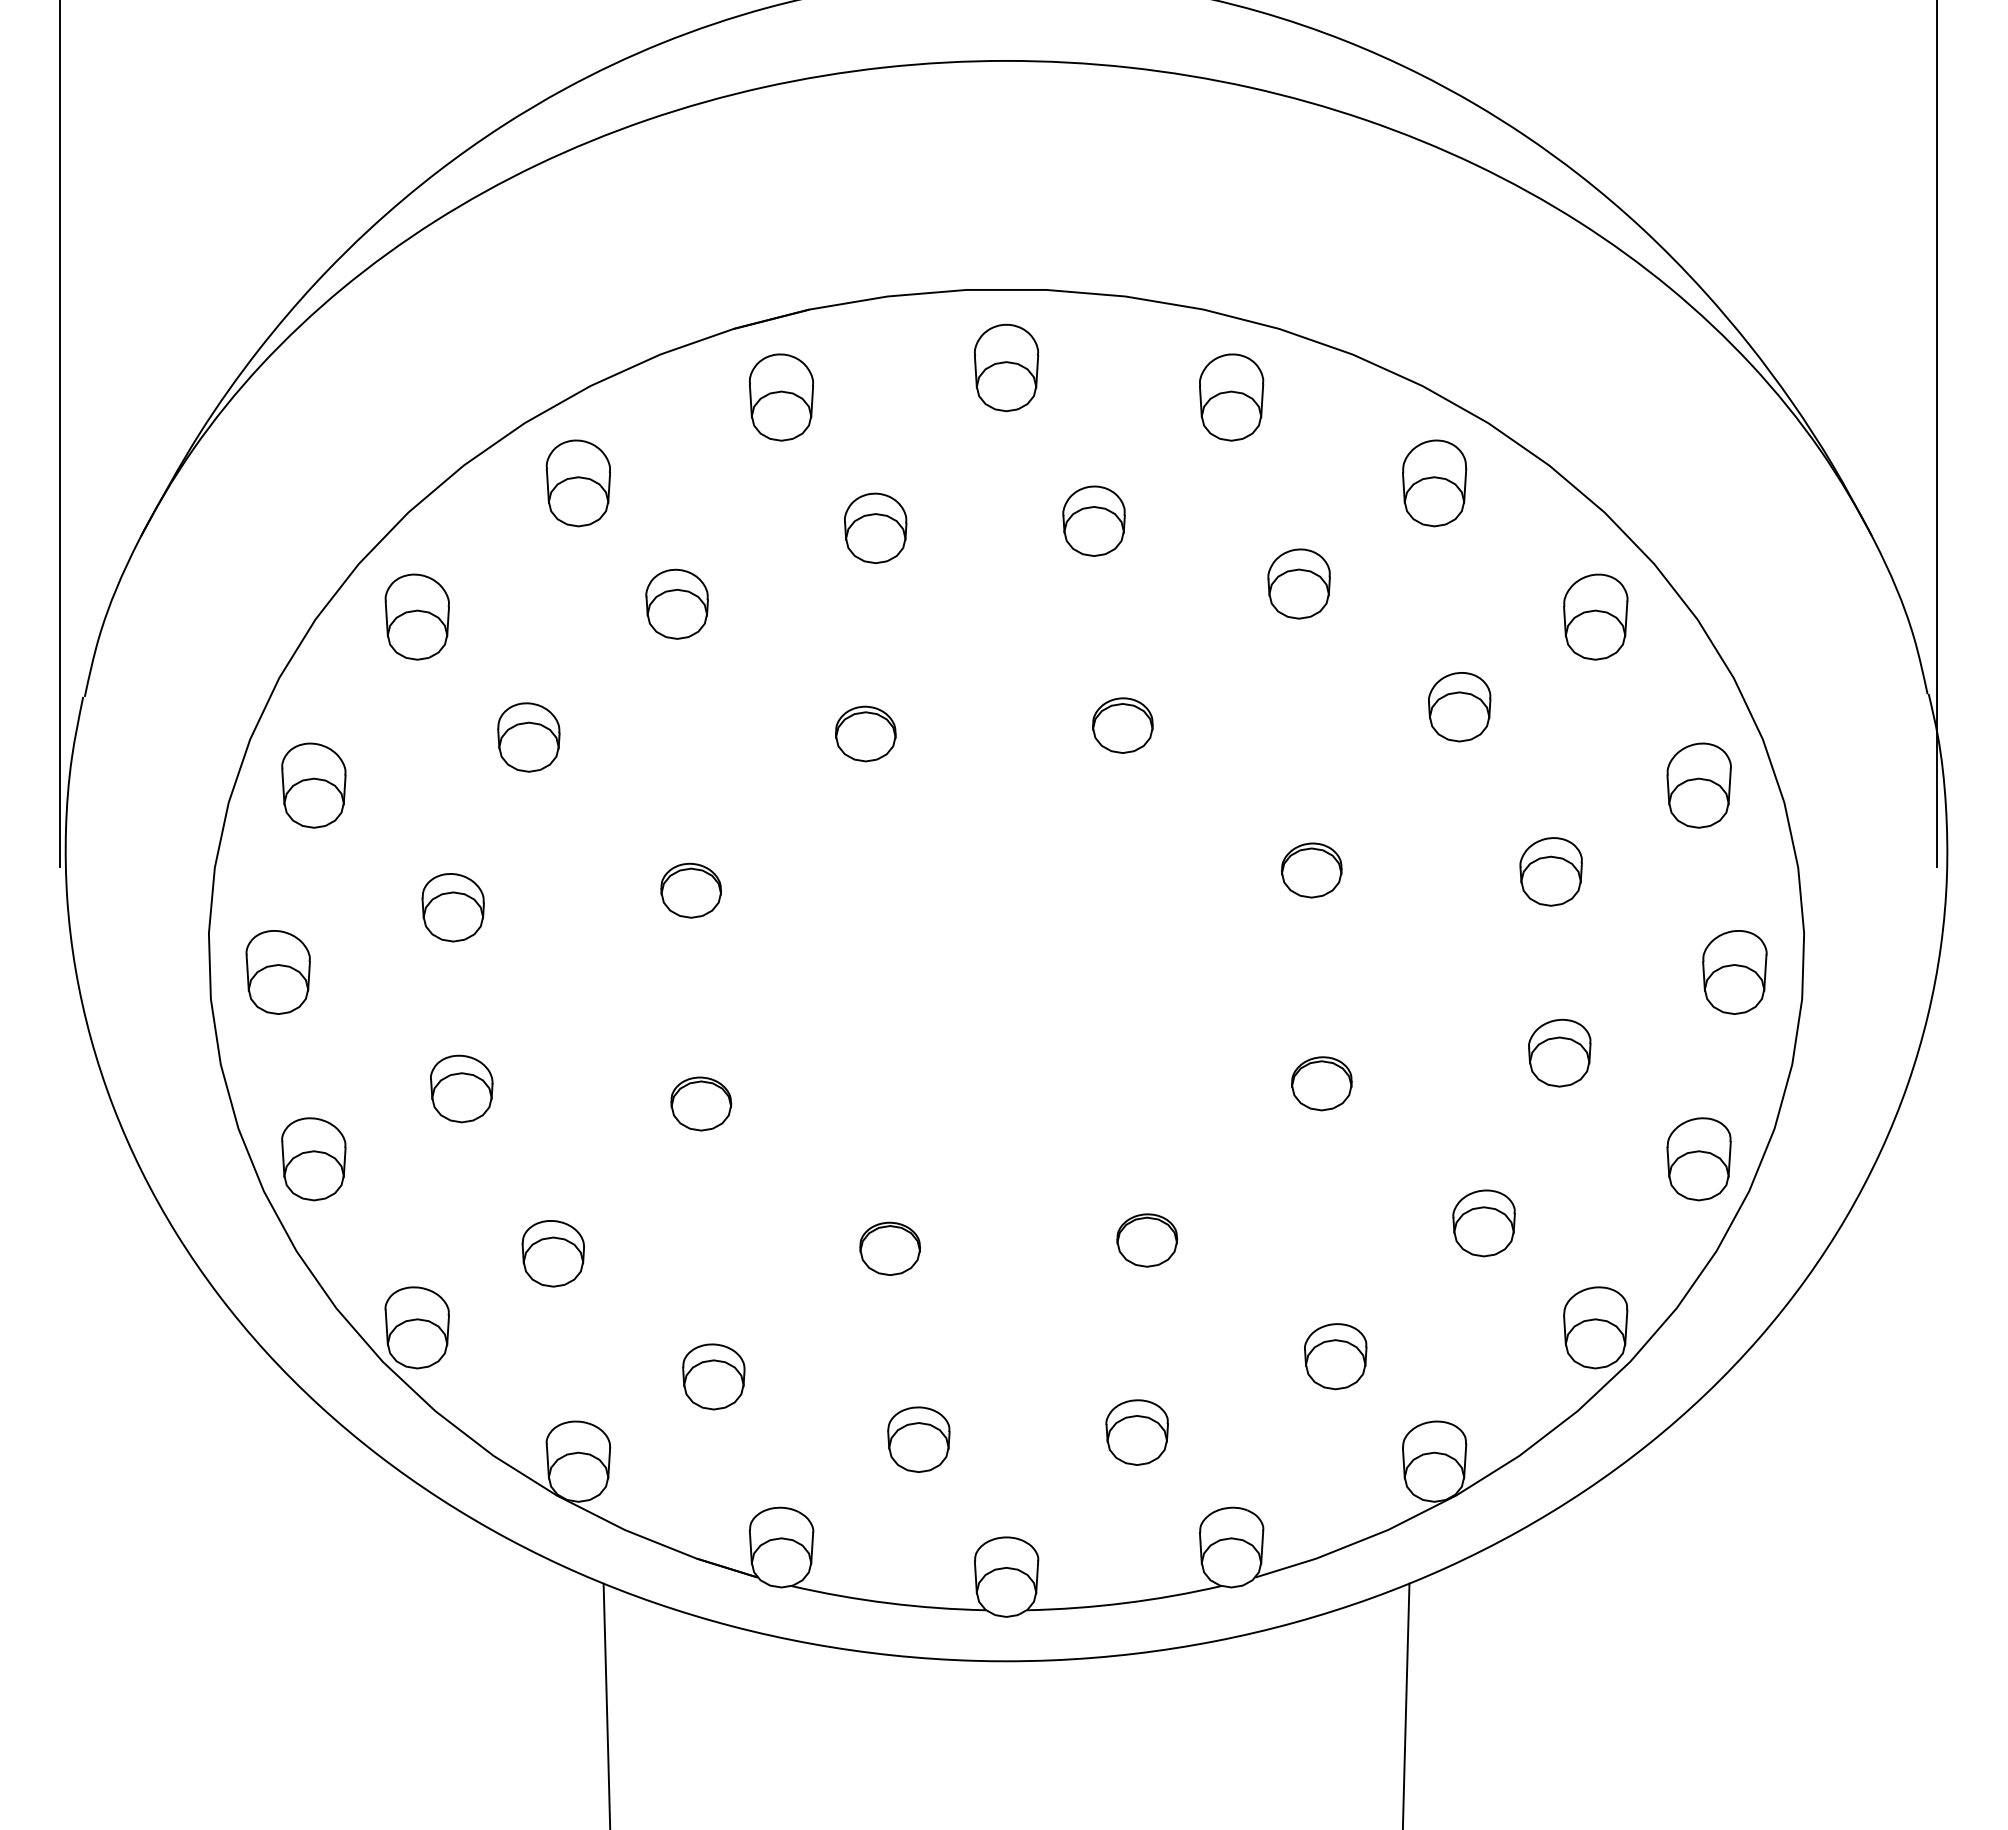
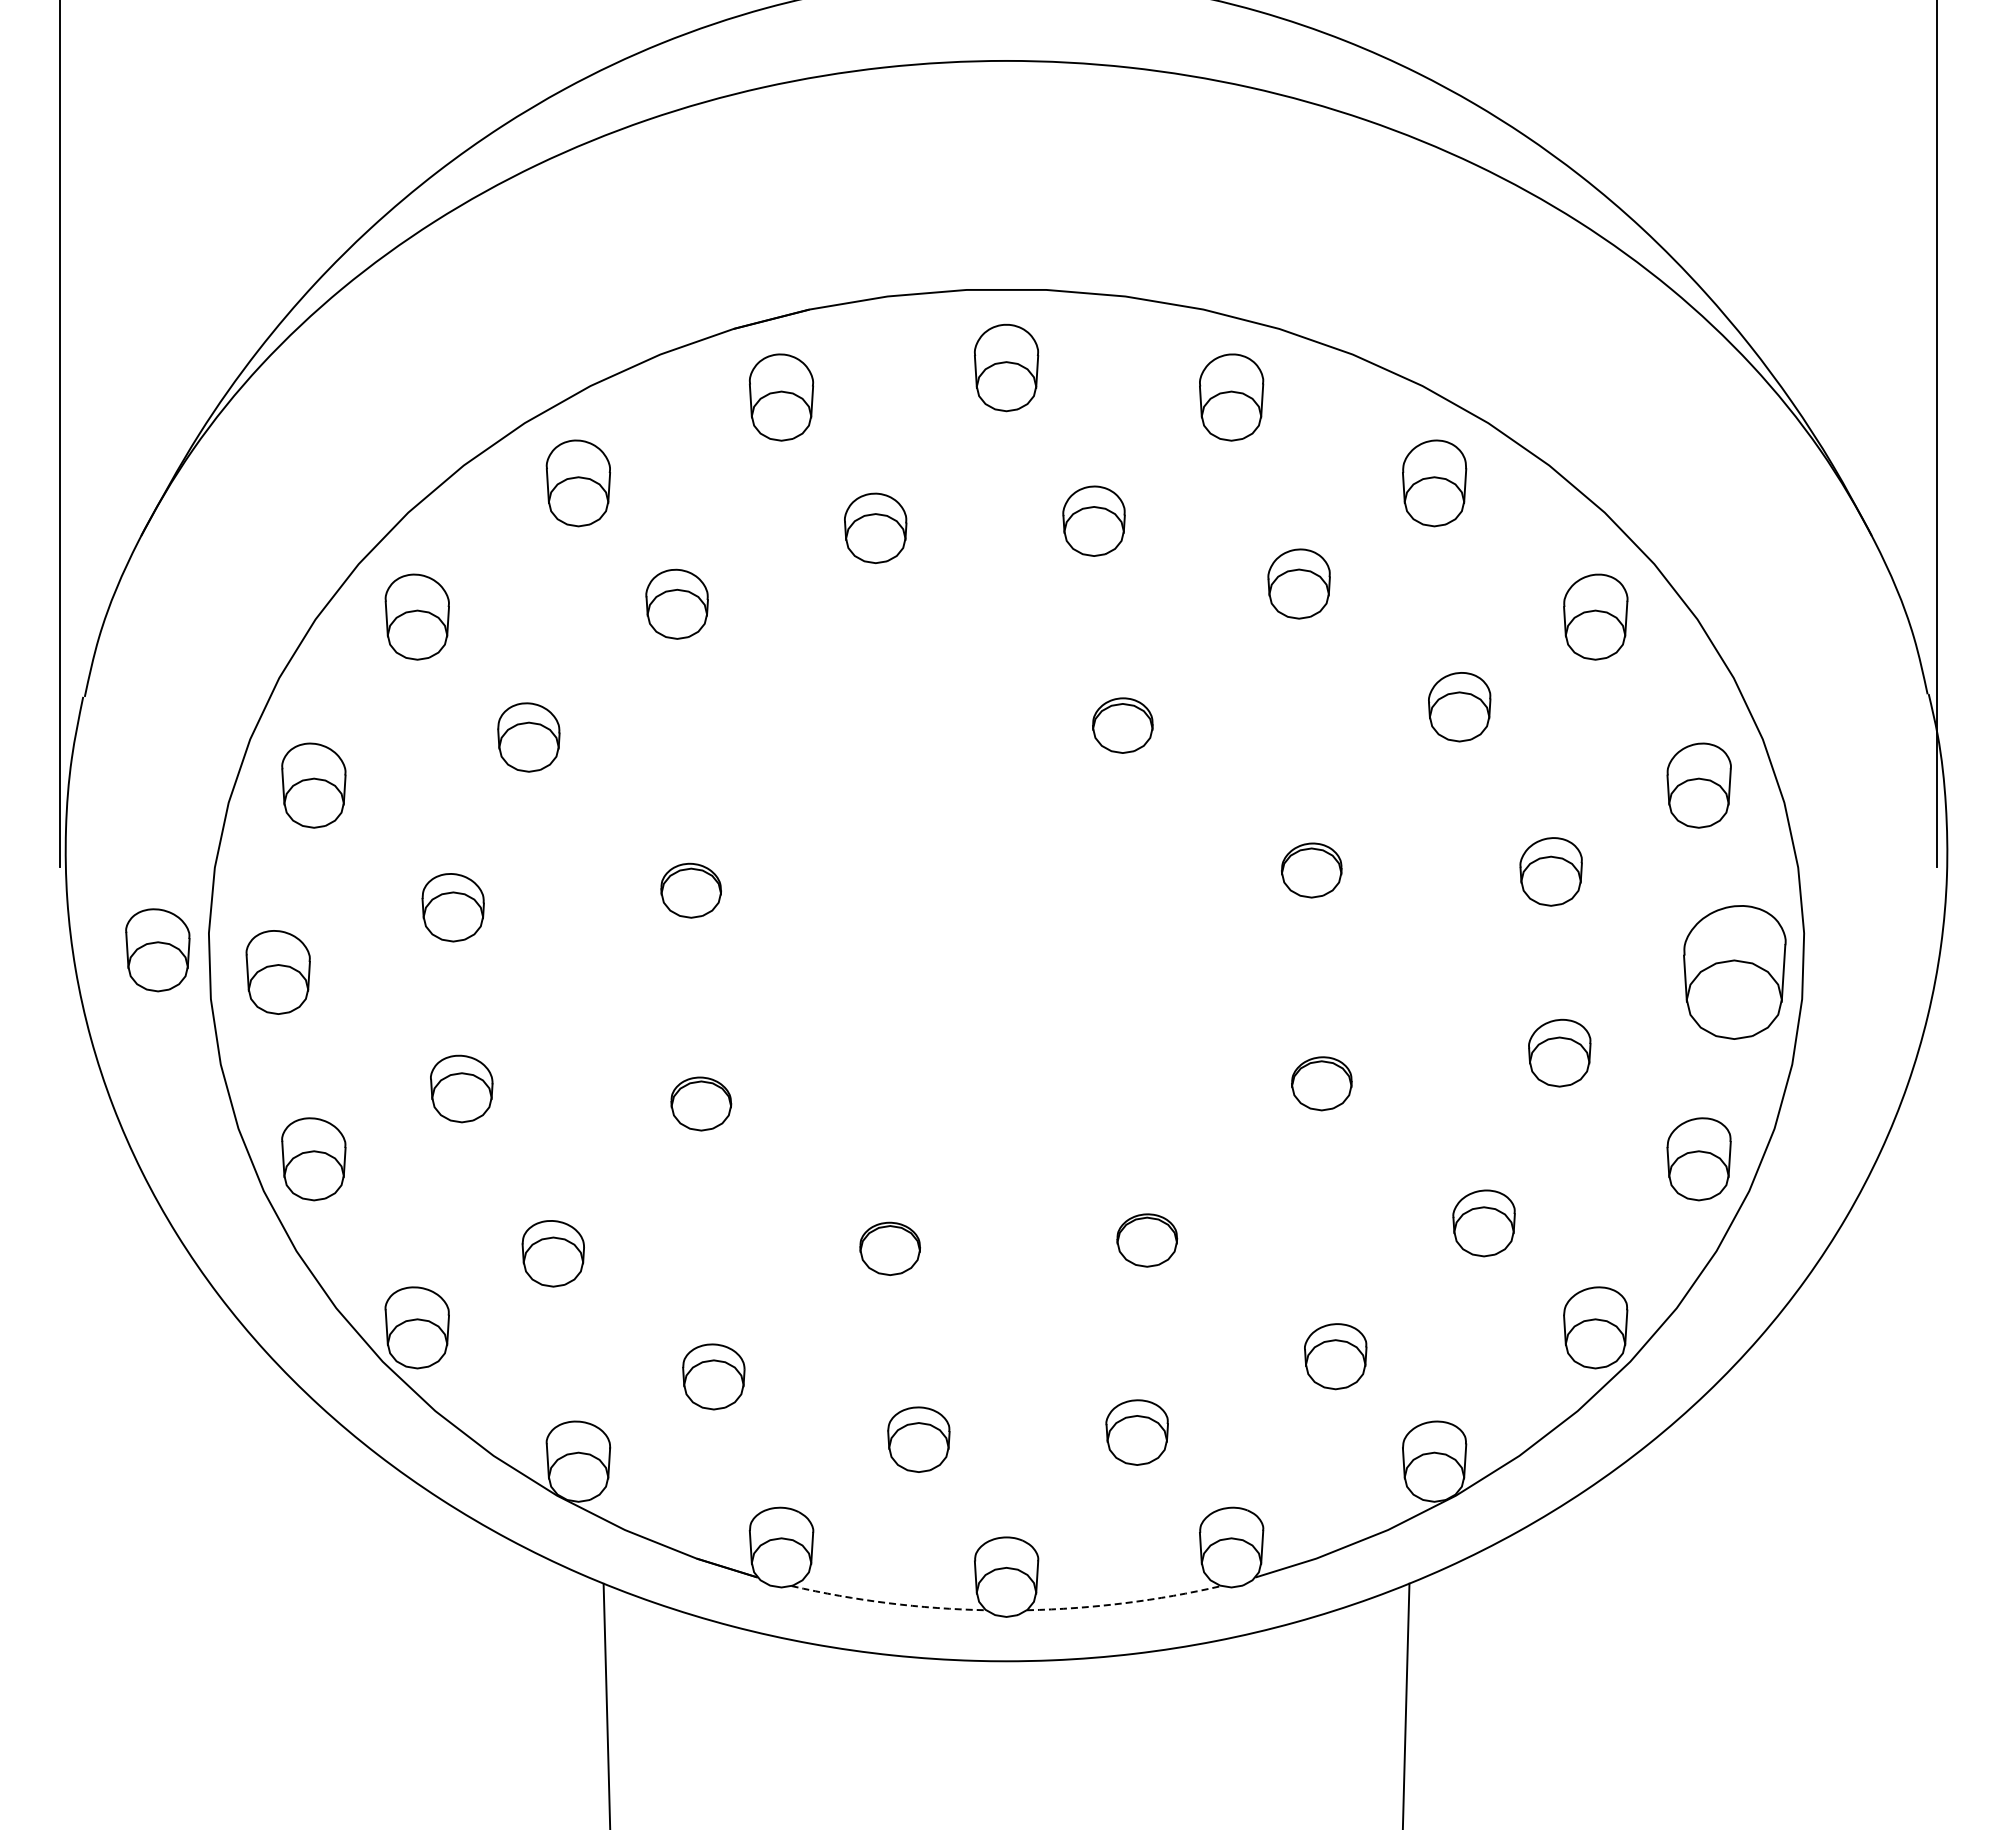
part: present -> none (865, 733)
part: none -> present (157, 950)
part size: 66x85 px -> 104x135 px (1734, 972)
arc: solid -> dashed (888, 1603)
arc: solid -> dashed (1124, 1603)
